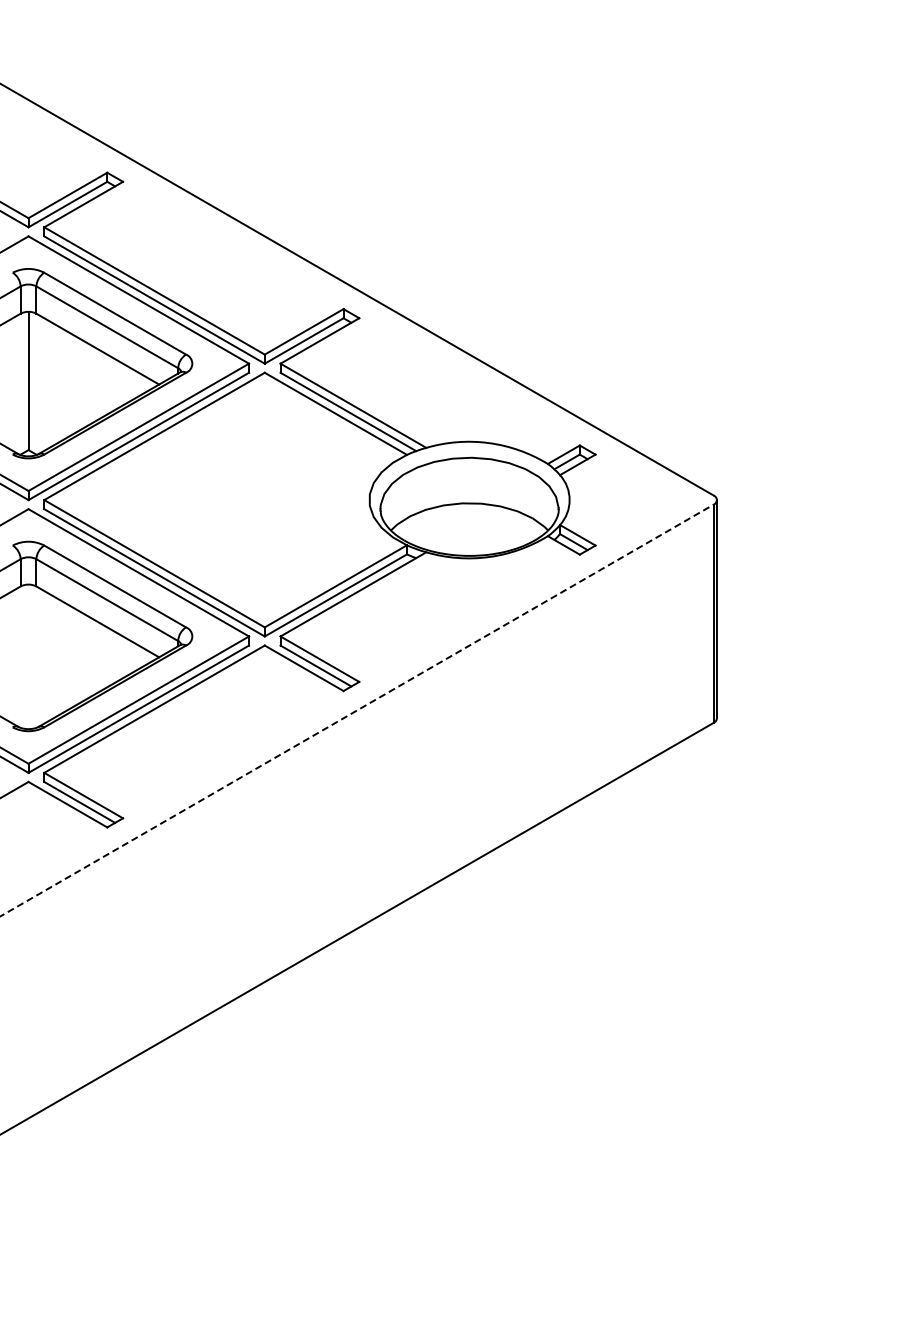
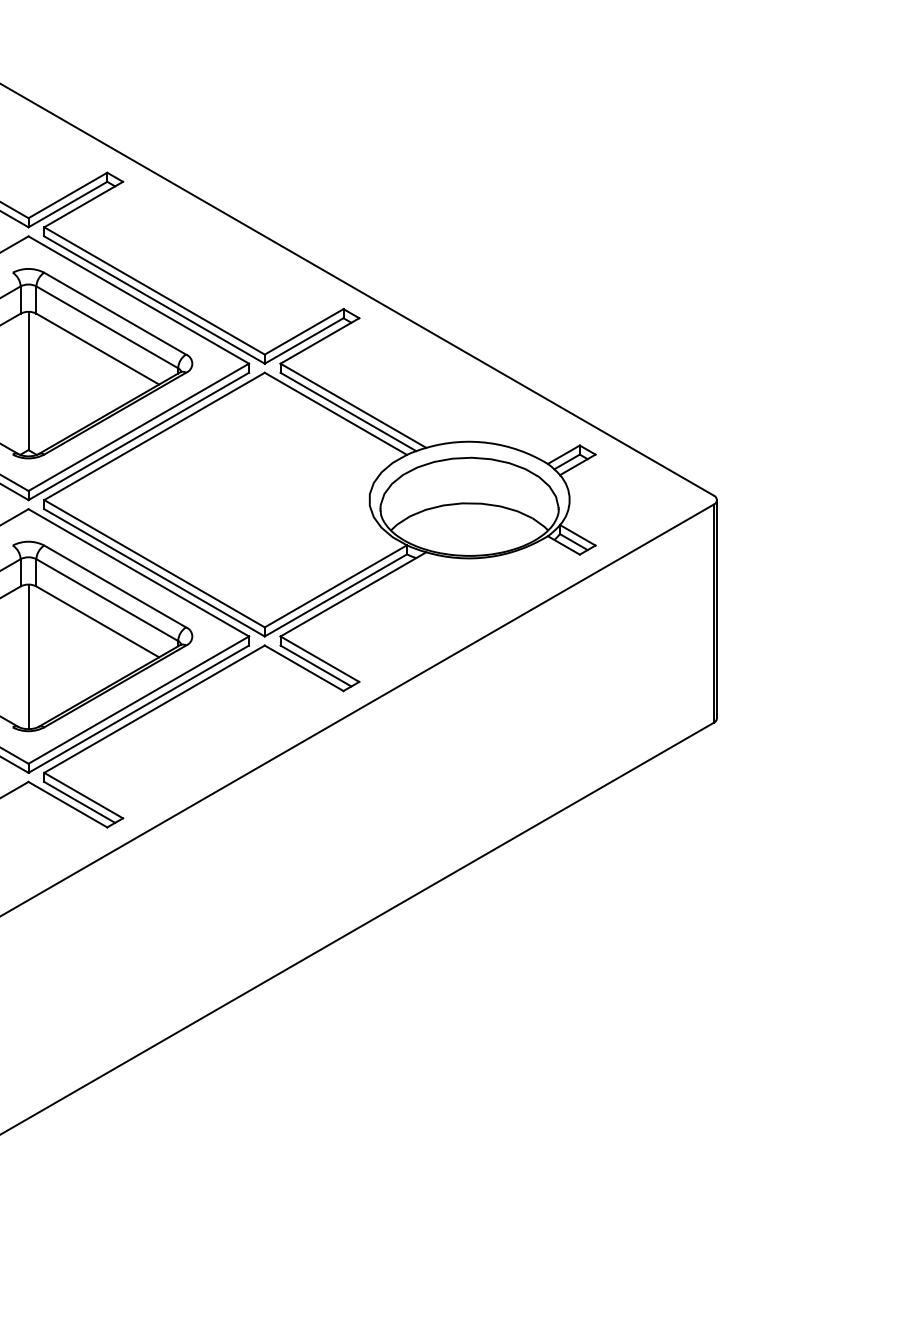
line: none -> present (28, 656)
line: dashed -> solid (356, 710)
